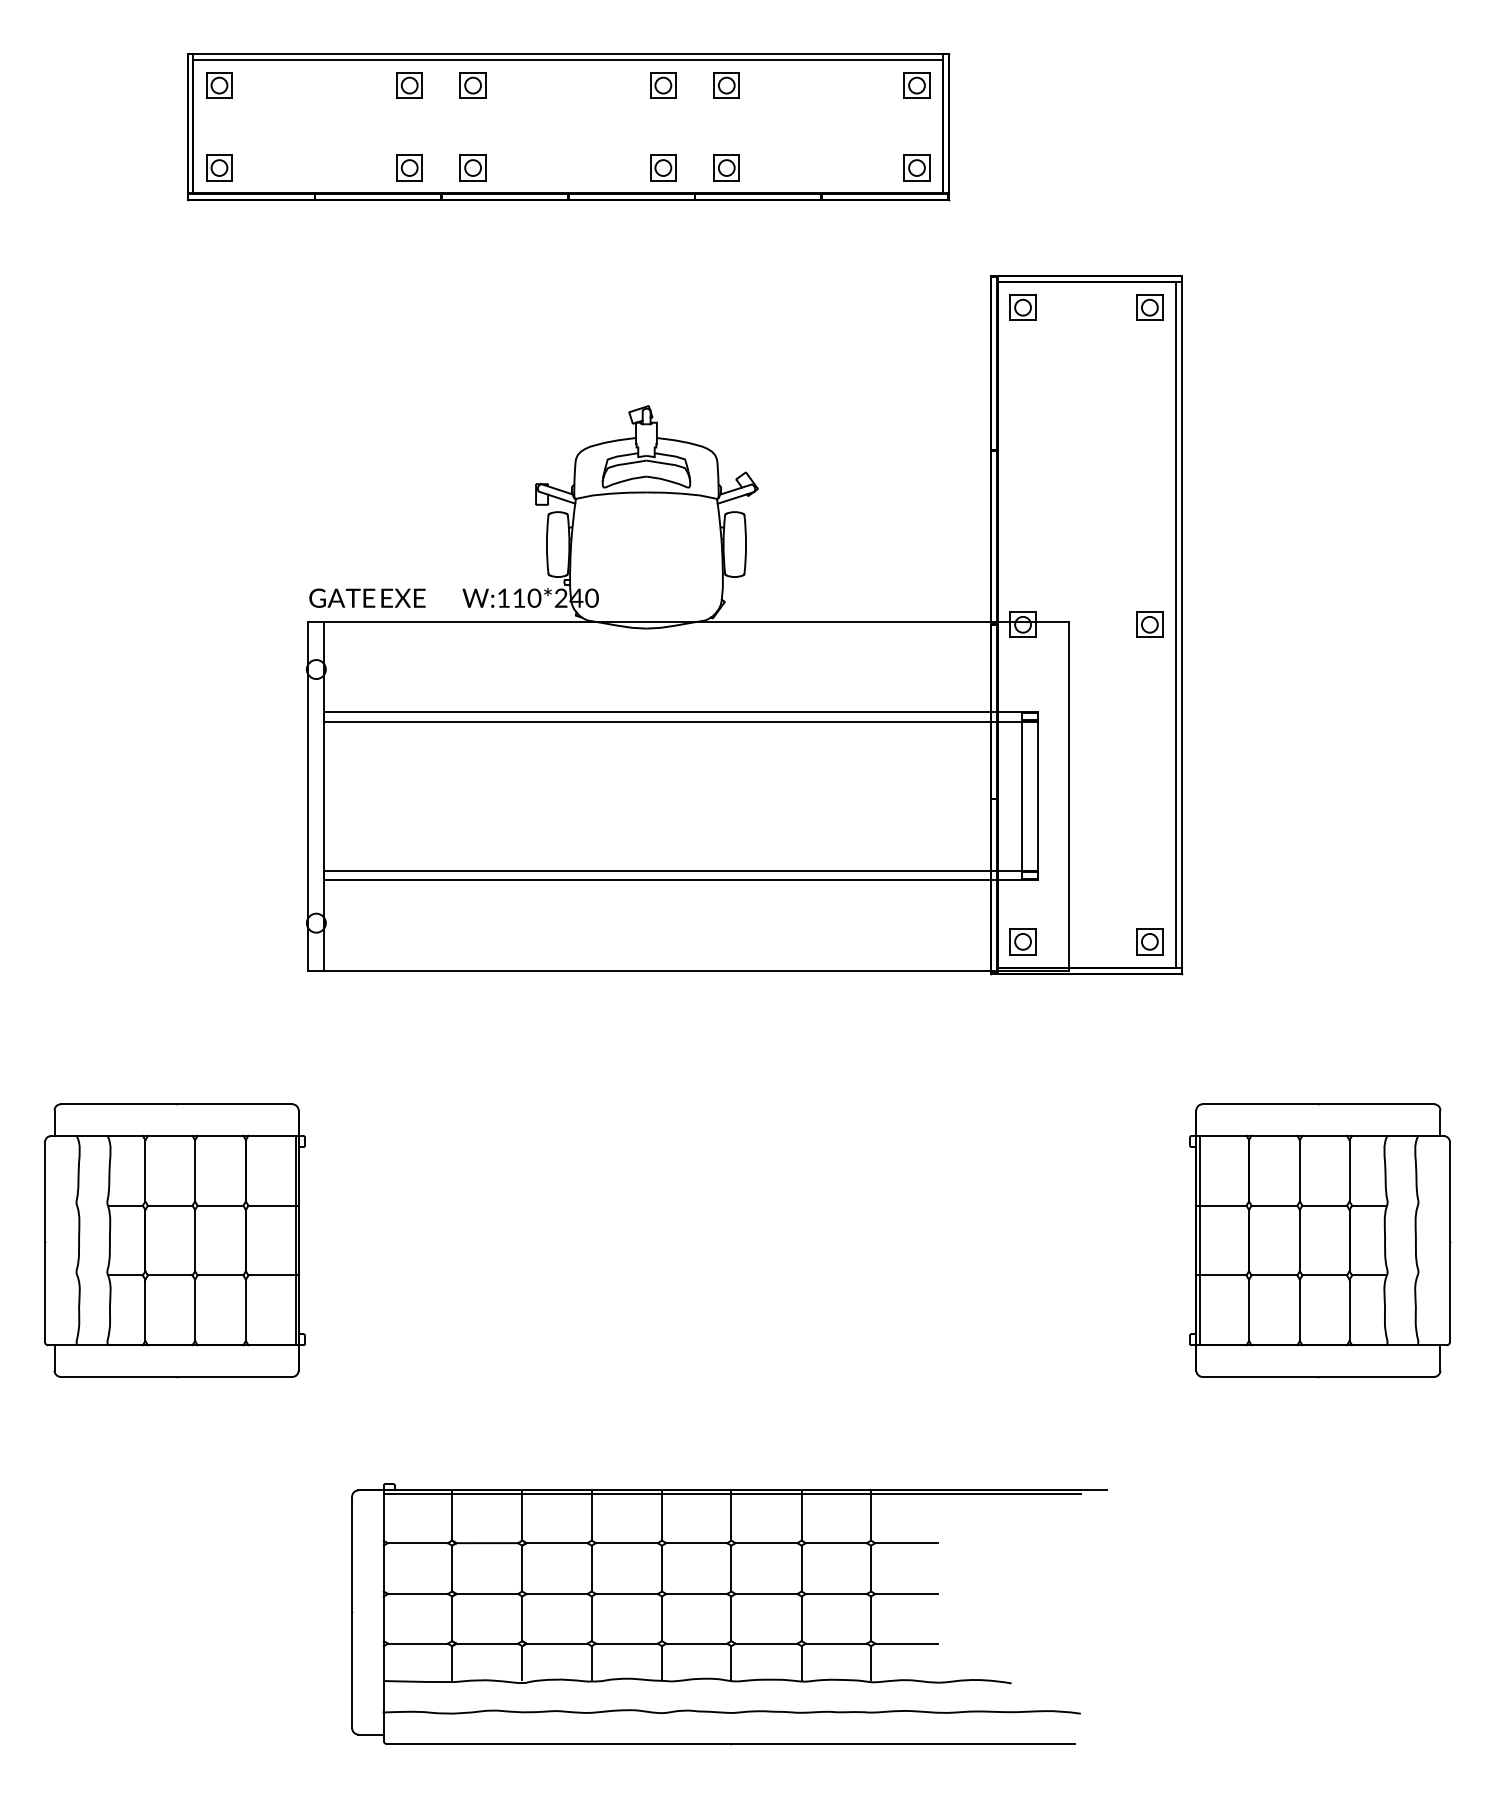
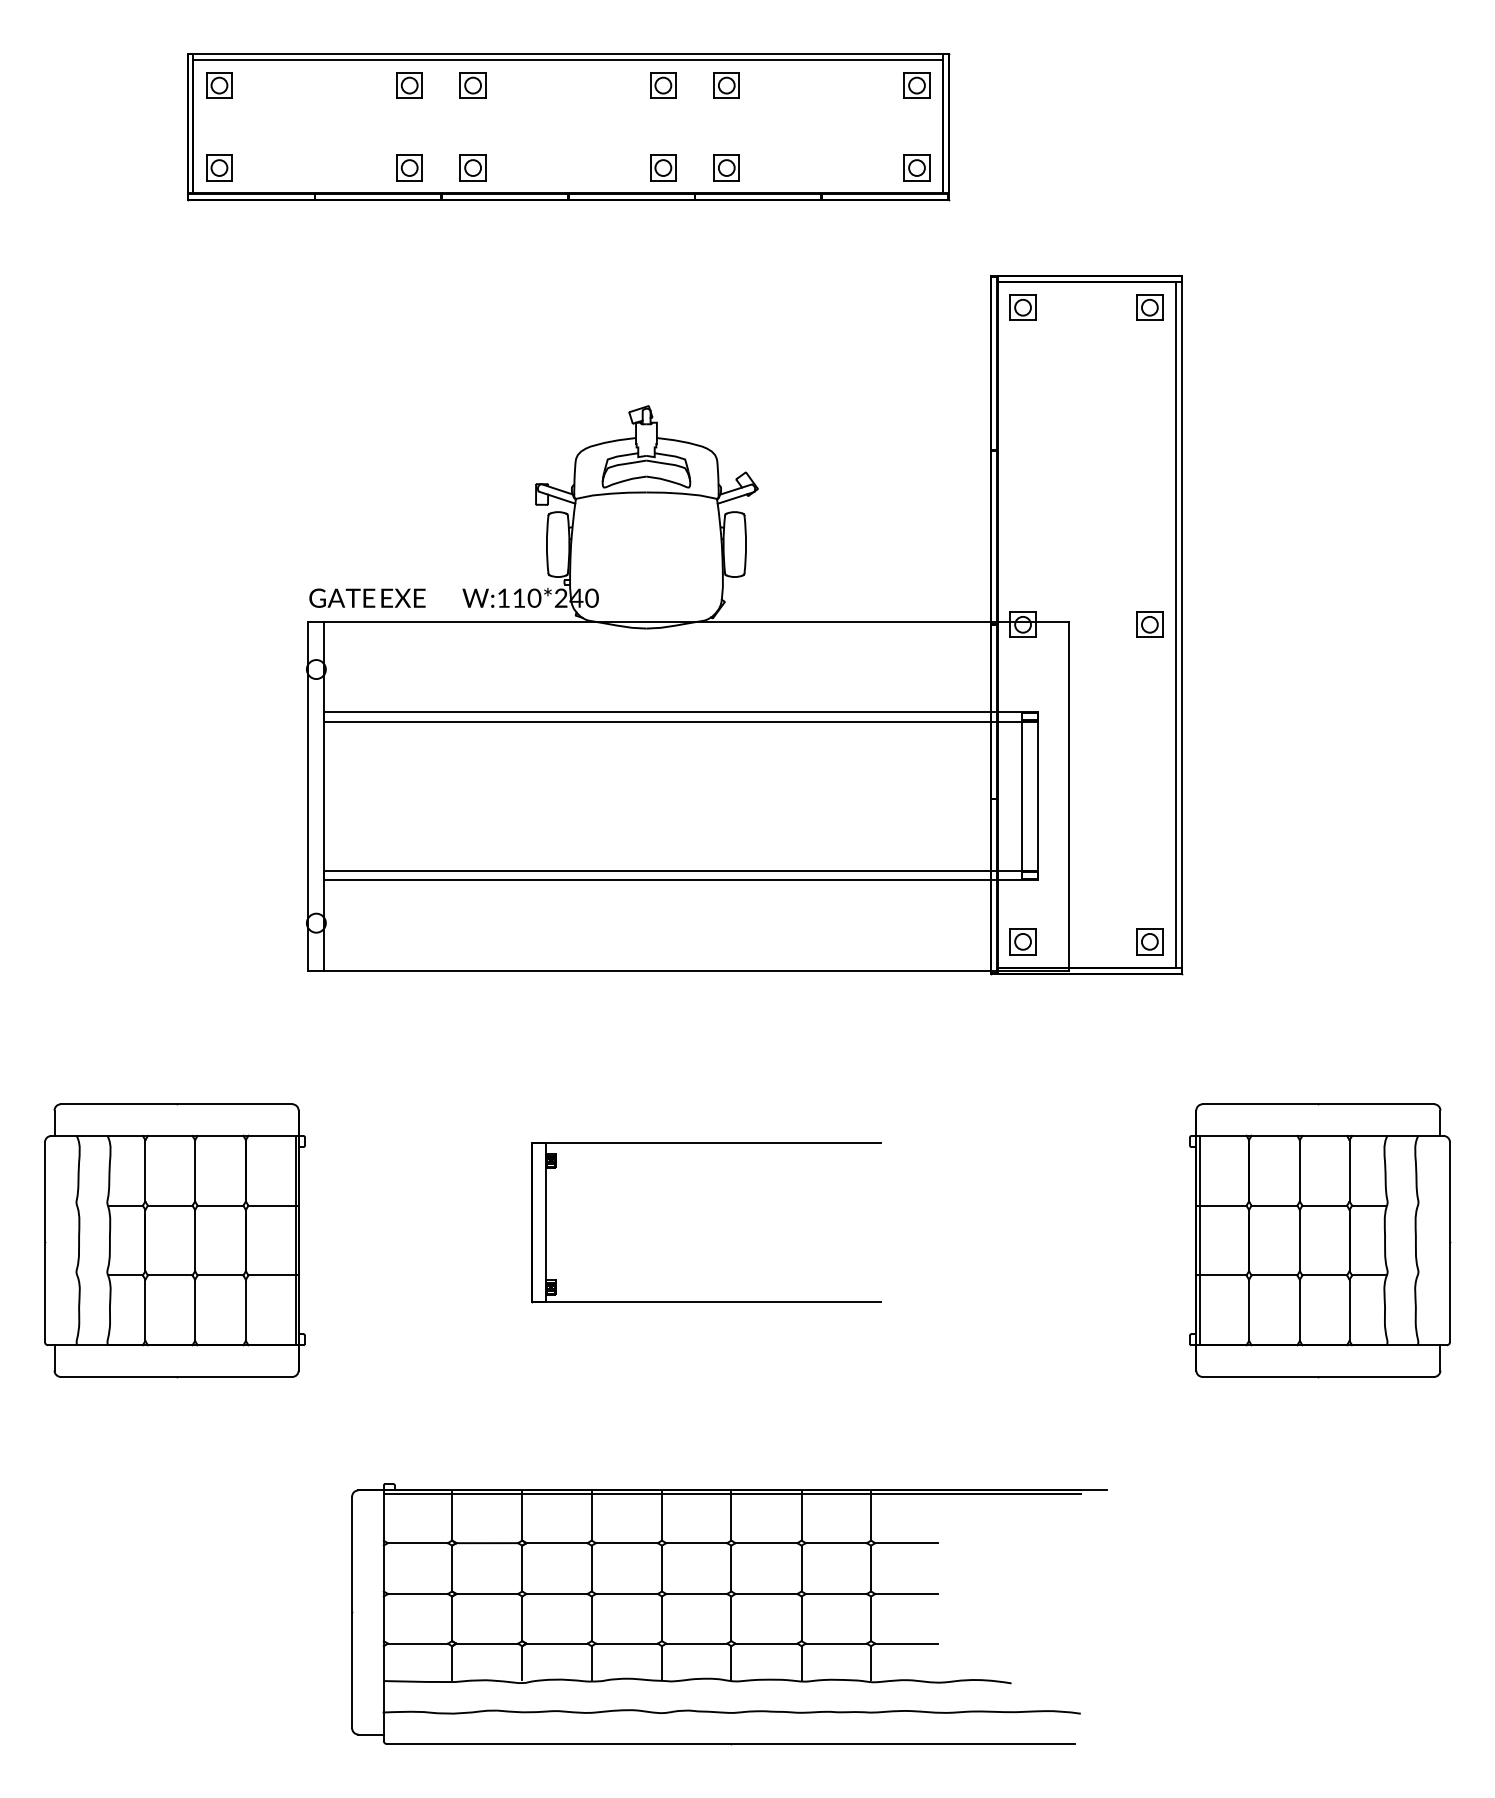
part: none -> present (706, 1143)
